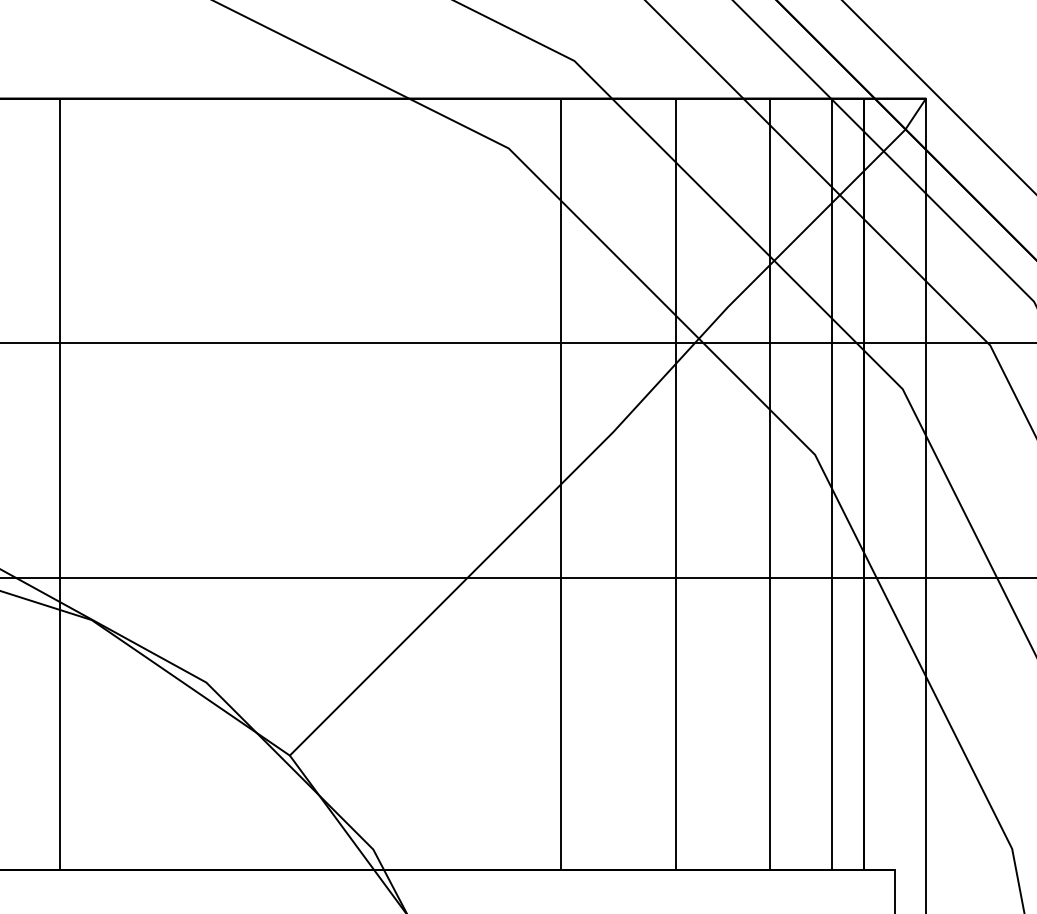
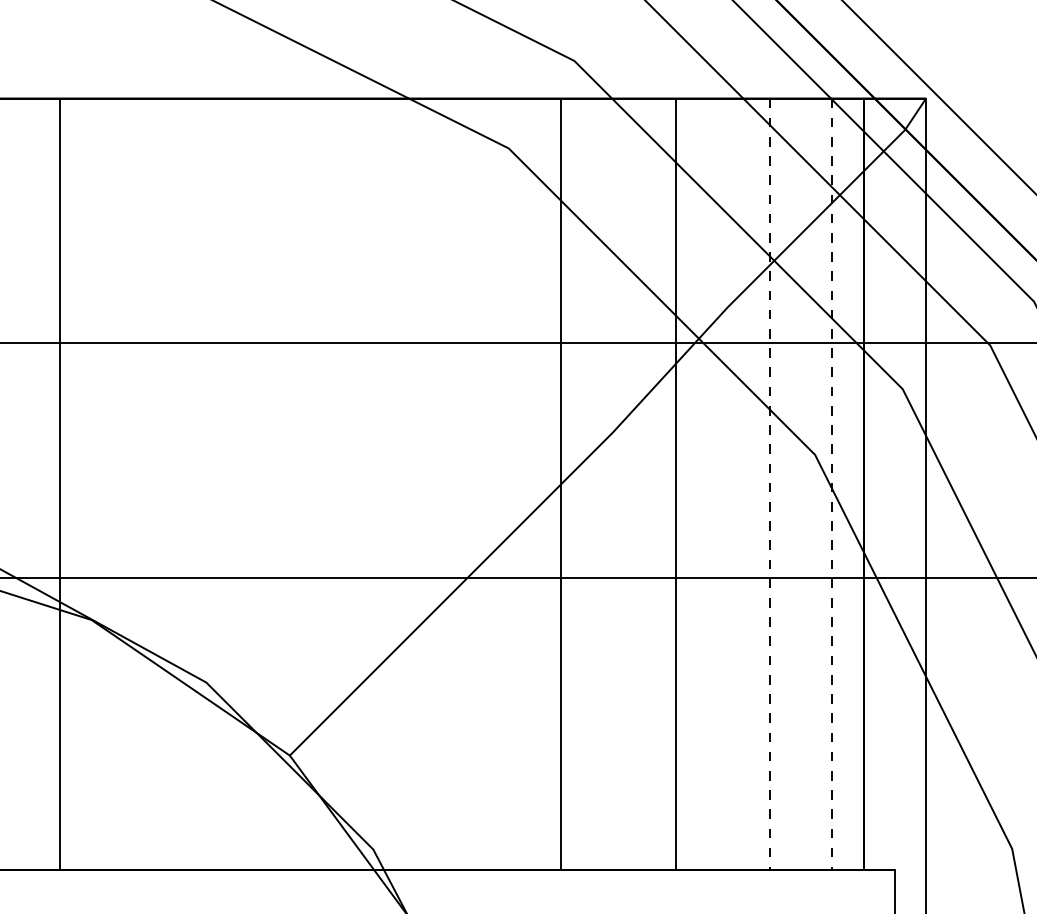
line: solid -> dashed (769, 484)
line: solid -> dashed (832, 484)
